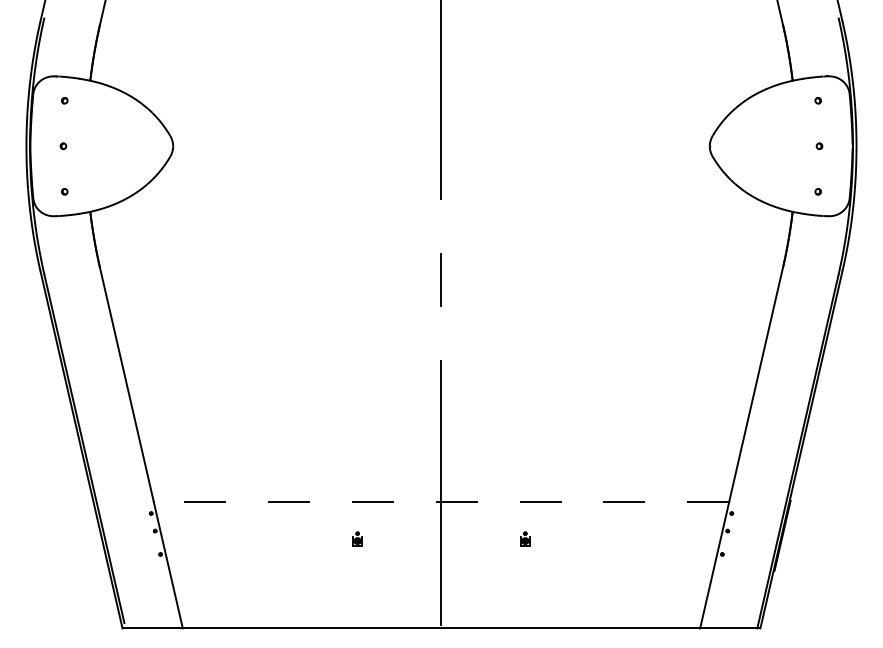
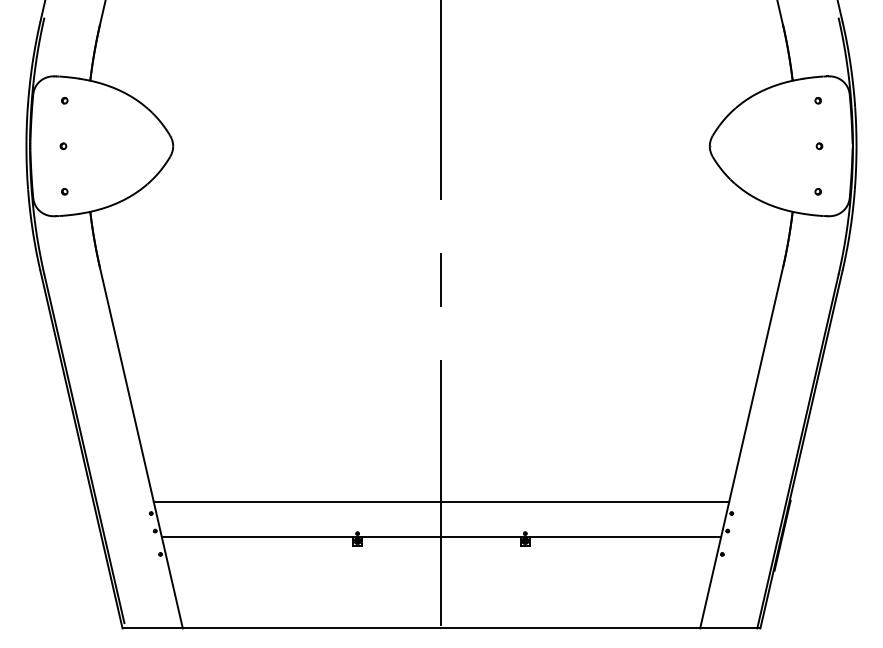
line: dashed -> solid (441, 501)
line: none -> present (441, 537)
